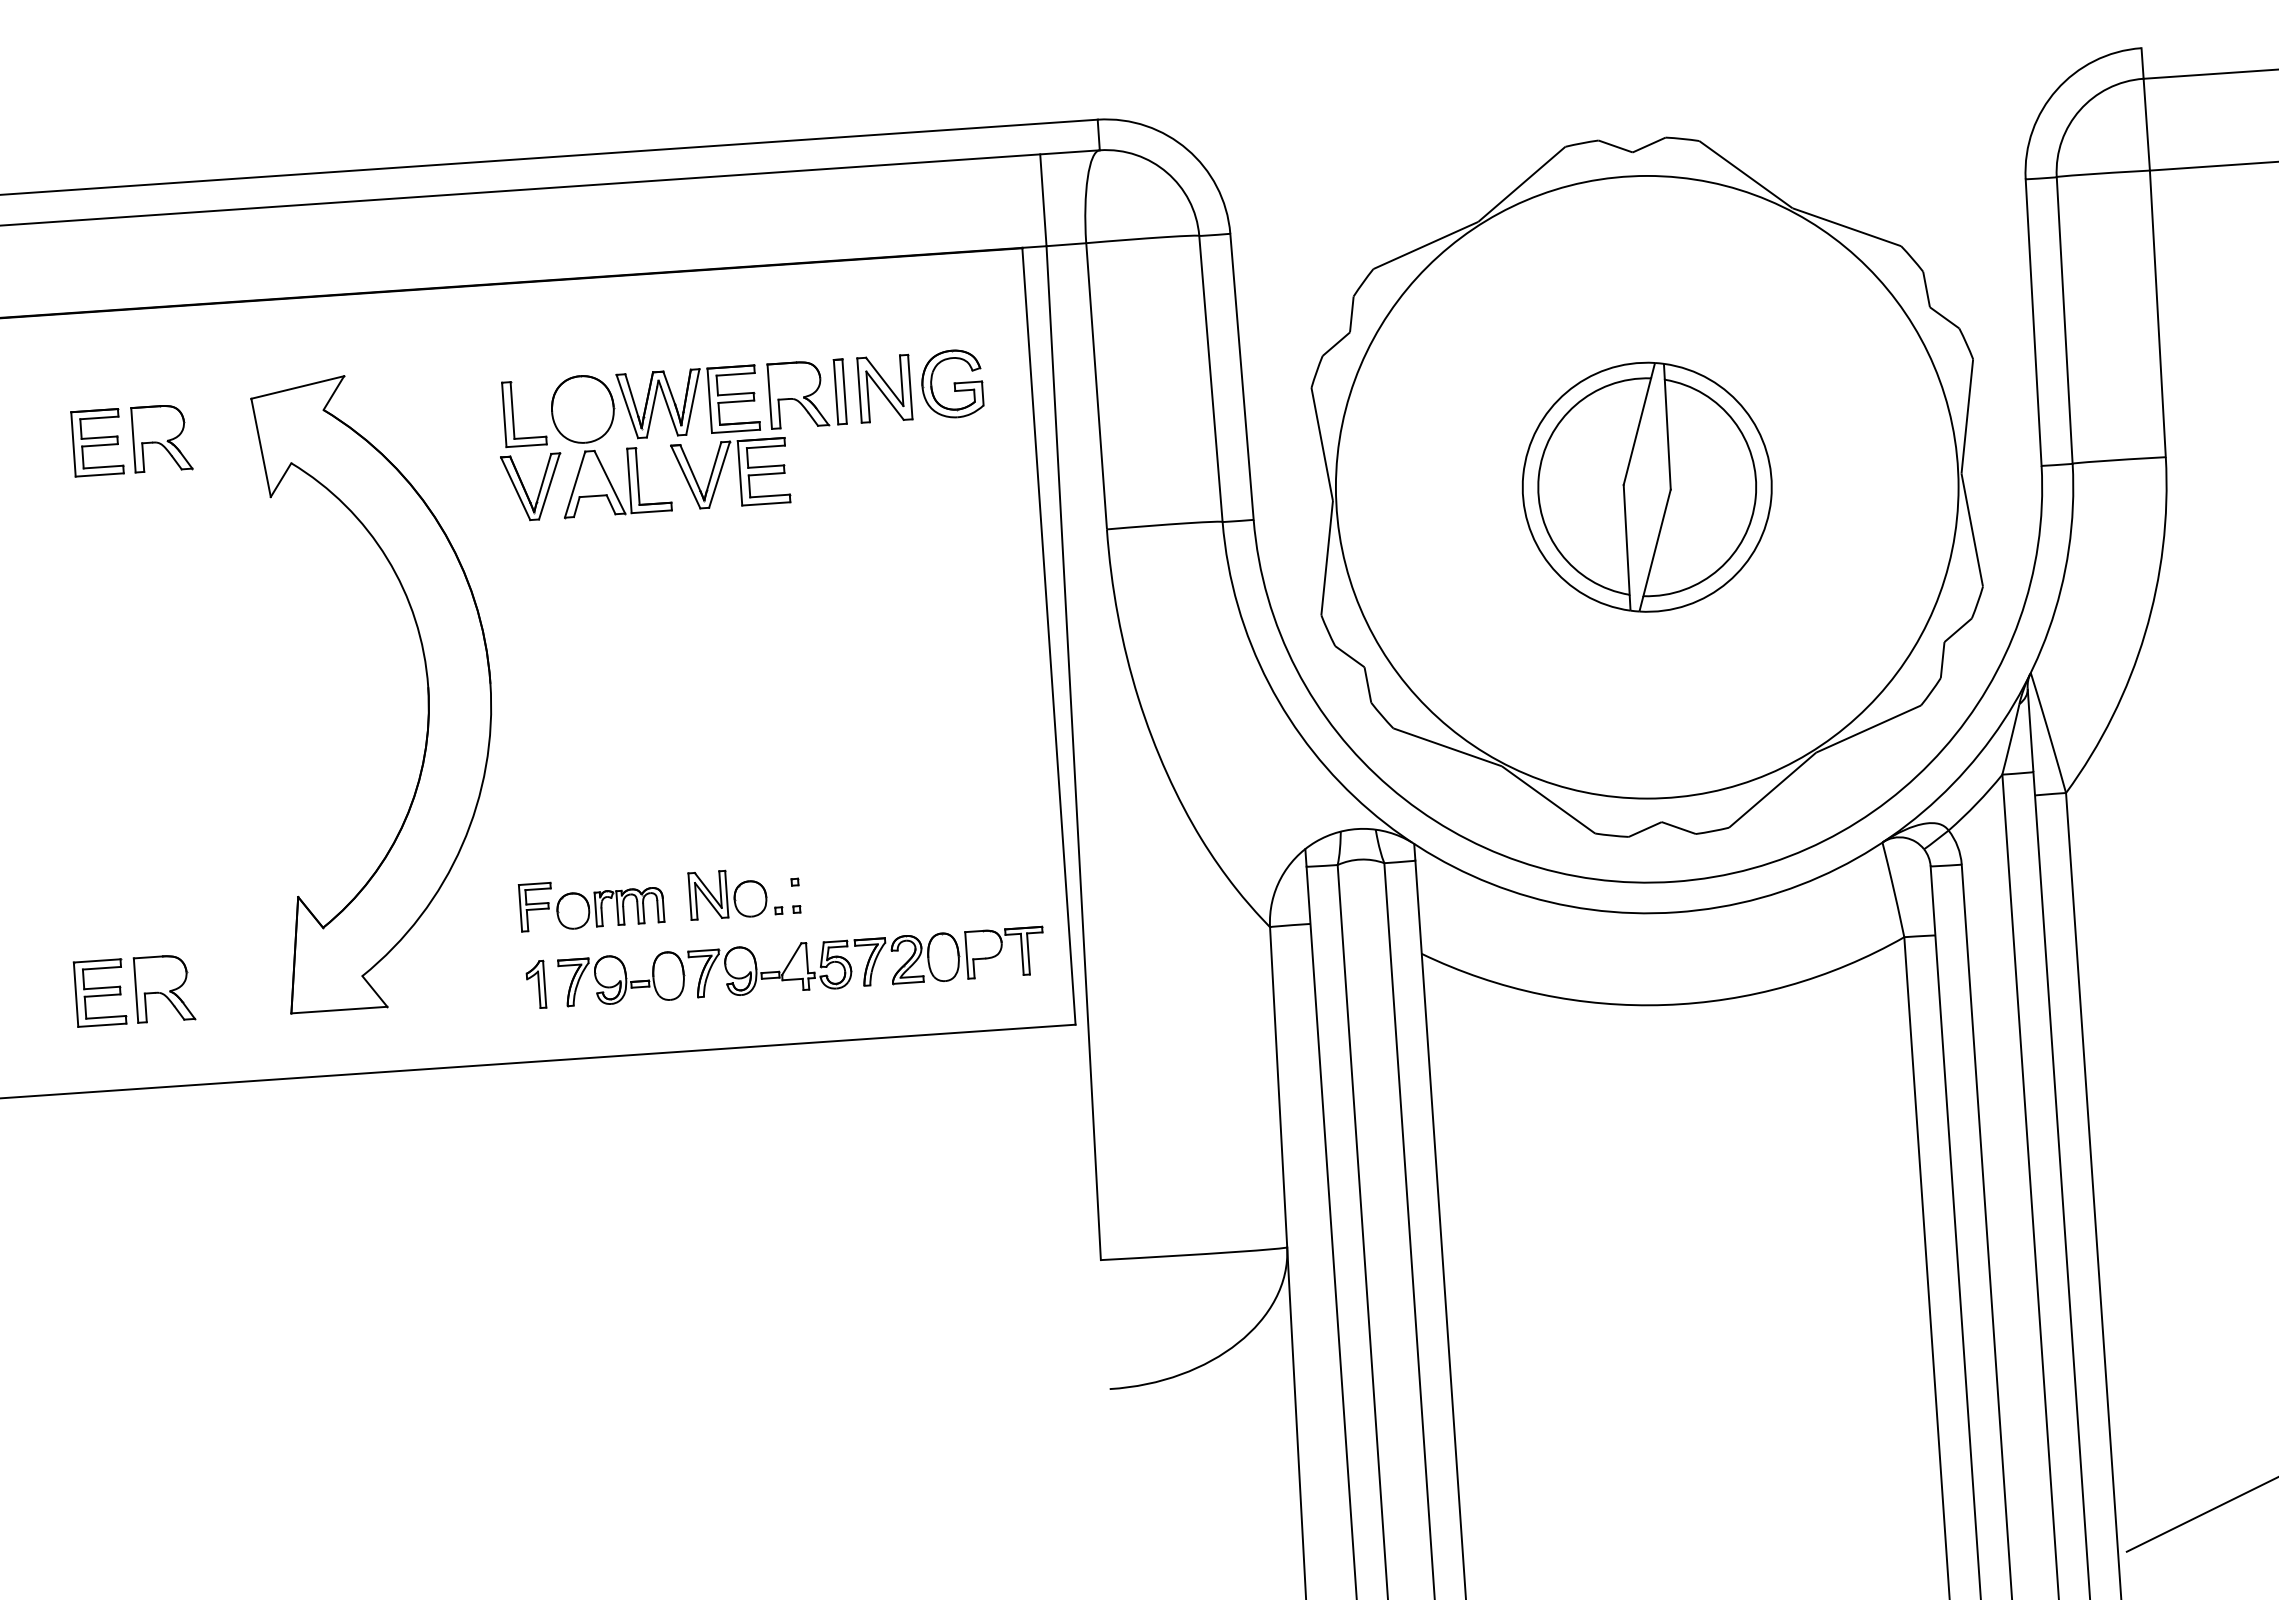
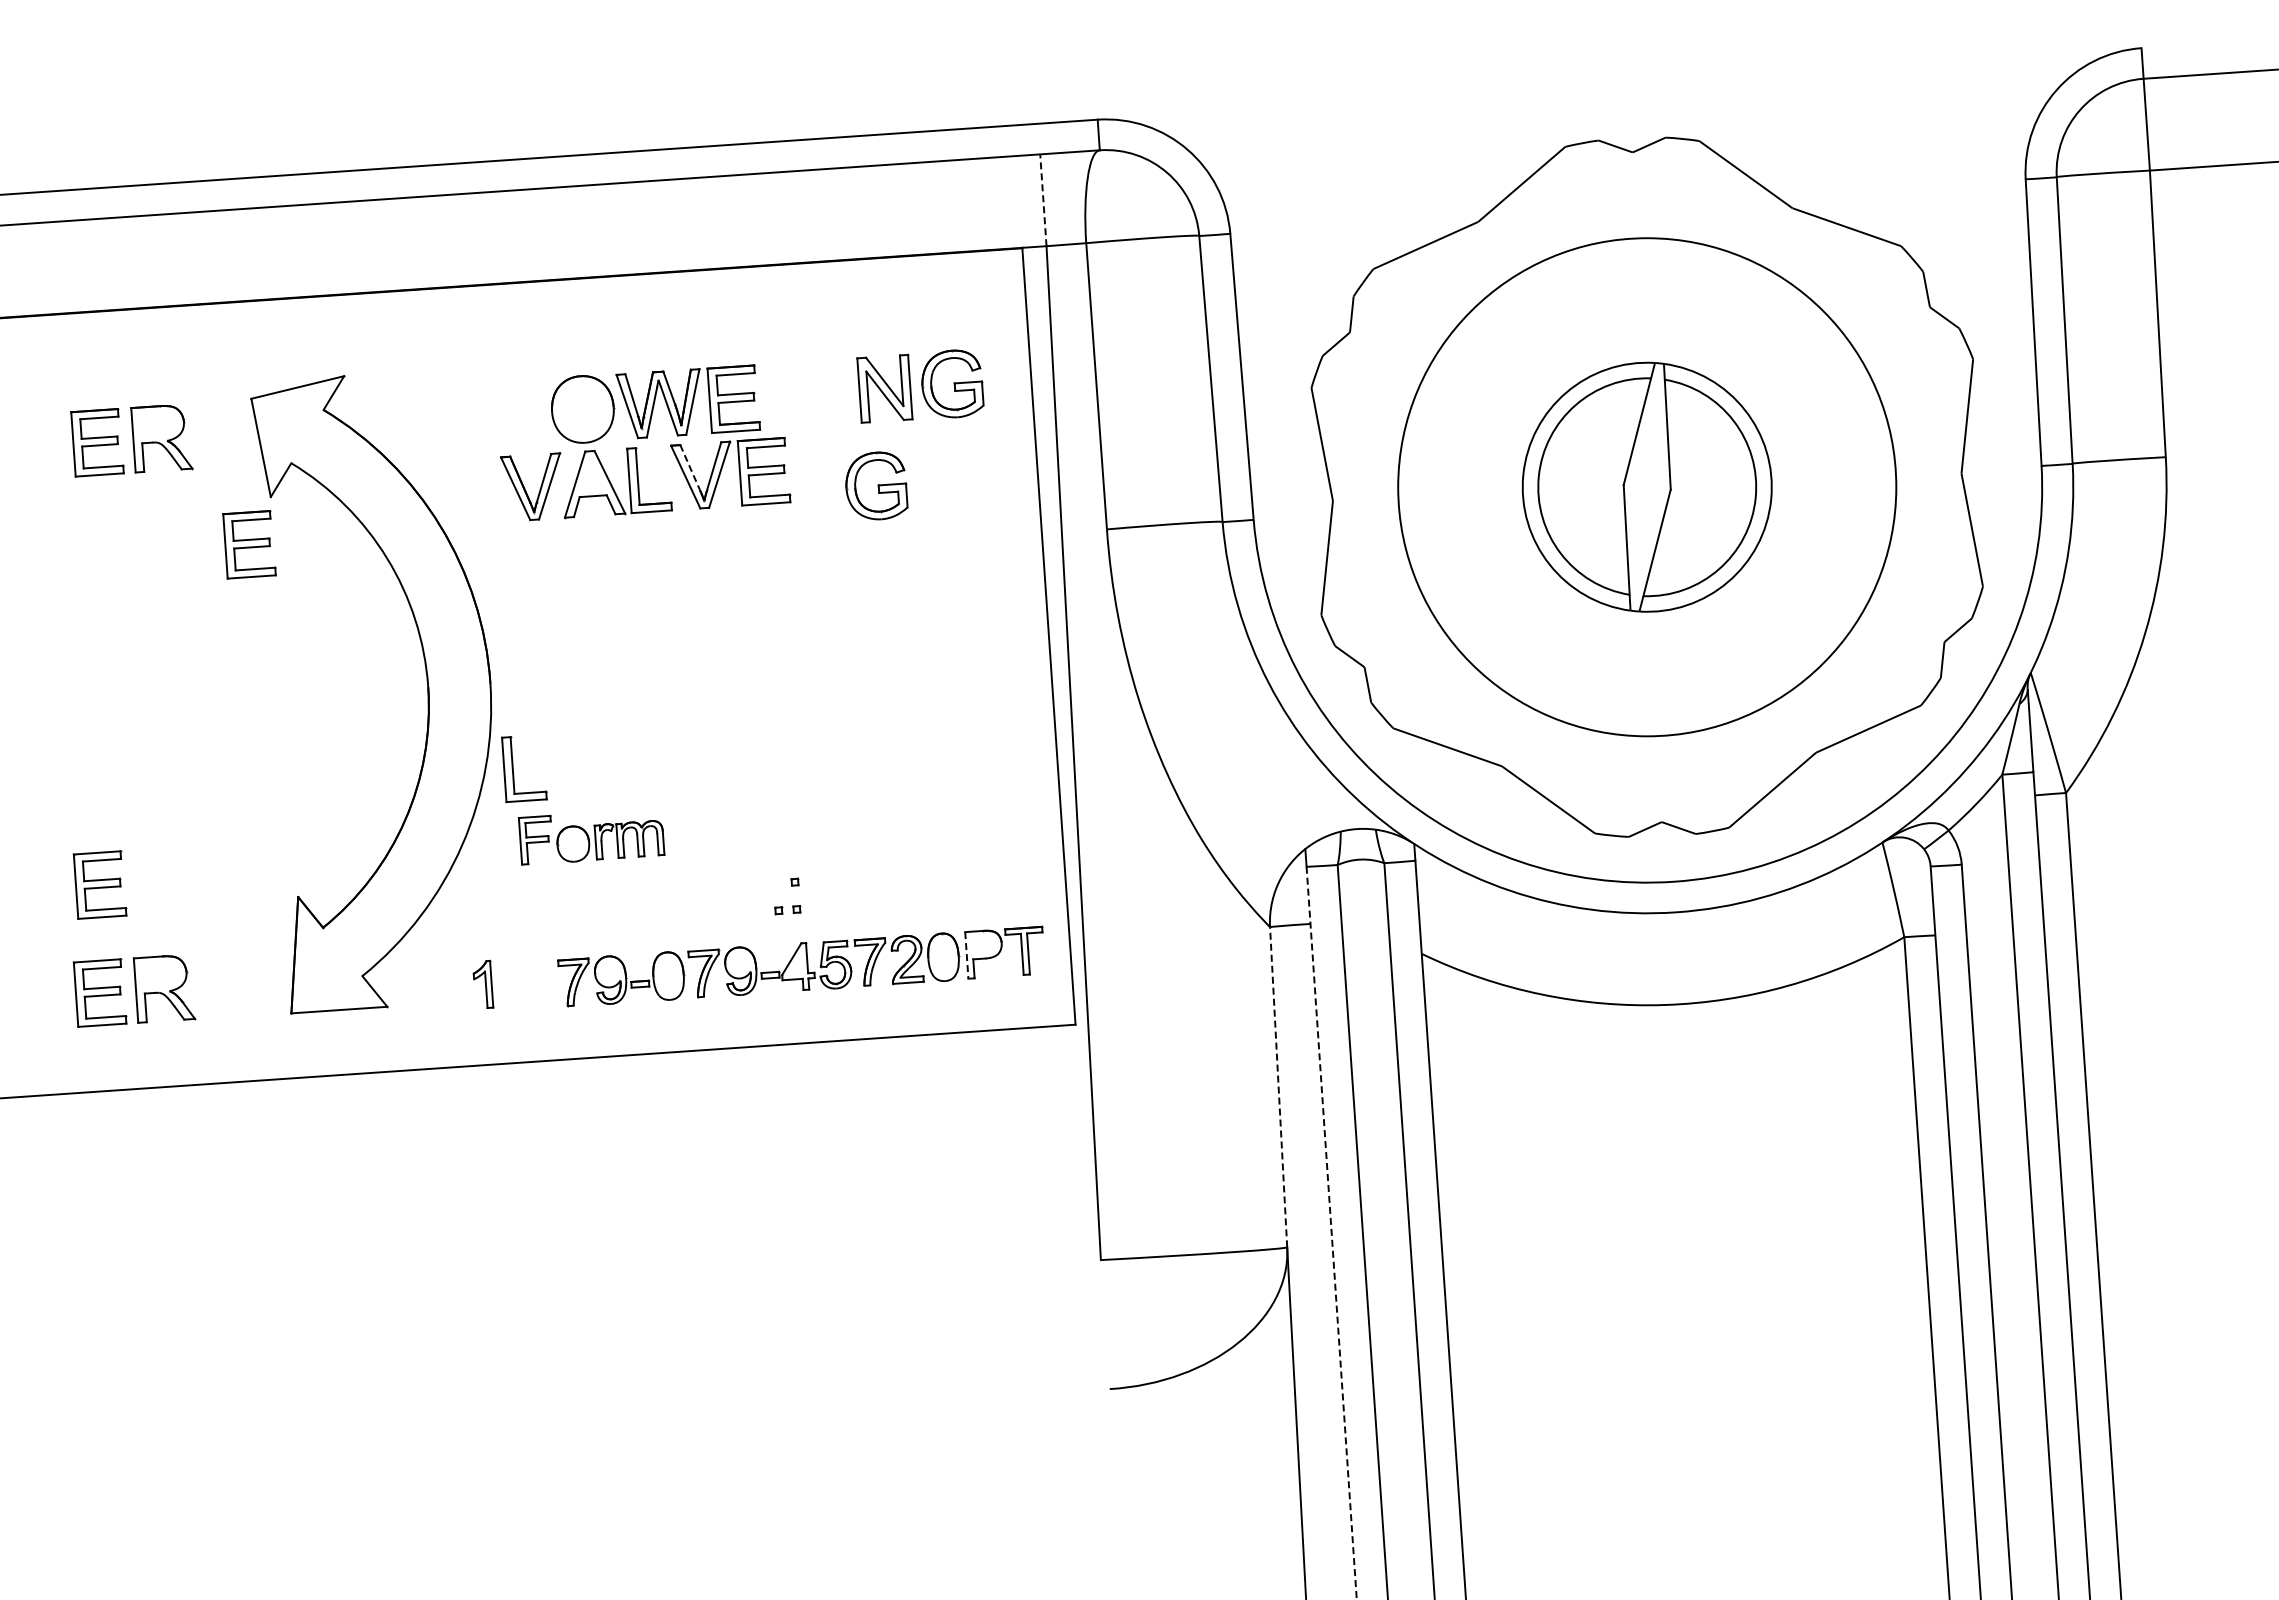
line: solid -> dashed (1043, 199)
part: present -> none (806, 393)
part position: (513, 414) -> (513, 769) (513, 769)
line: solid -> dashed (690, 467)
part: none -> present (876, 485)
circle diameter: 623 px -> 498 px (1647, 487)
part: none -> present (249, 544)
part: none -> present (99, 884)
part: present -> none (727, 894)
part position: (591, 906) -> (591, 839) (591, 839)
line: solid -> dashed (966, 955)
part position: (536, 983) -> (483, 983) (483, 983)
line: solid -> dashed (1278, 1086)
line: solid -> dashed (1331, 1233)
line: present -> none (2200, 1514)
